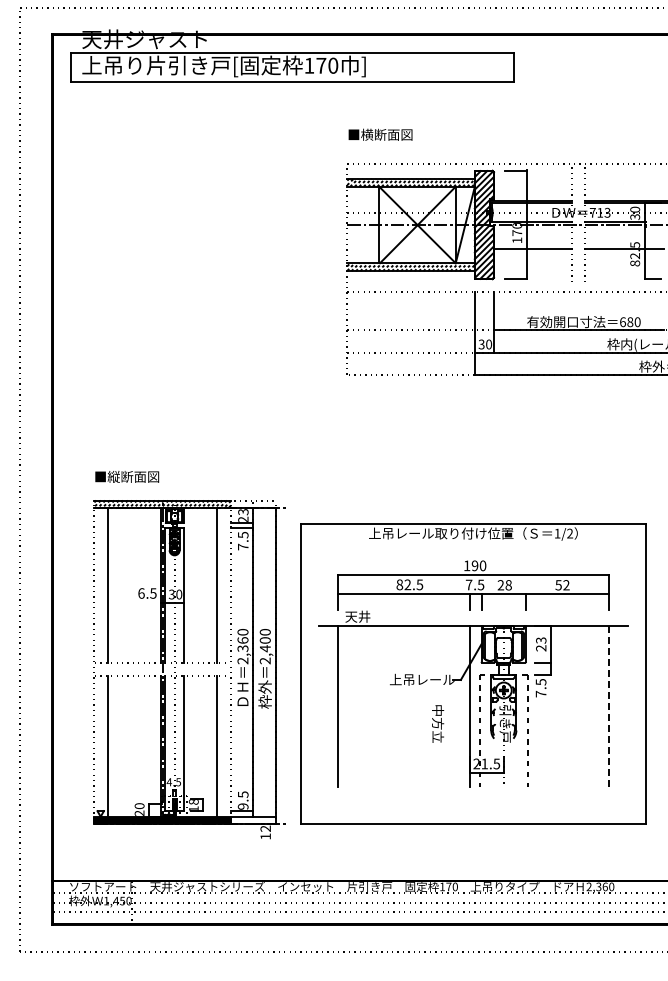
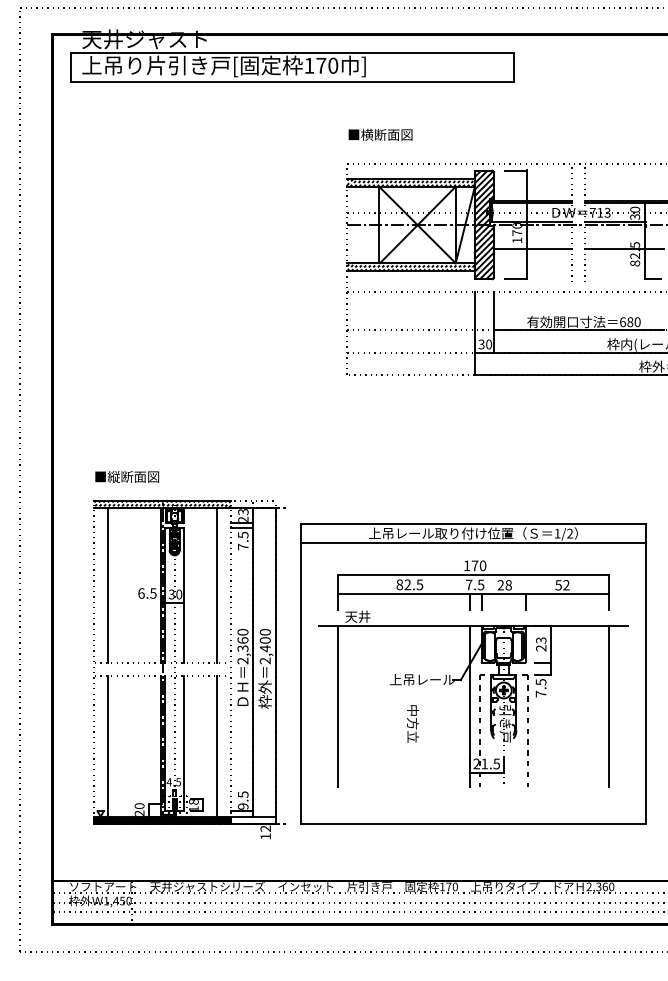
line: none -> present (473, 543)
text: 190 -> 170 (474, 565)
line: dashed -> solid (609, 706)
text position: (438, 723) -> (413, 723) (413, 723)
